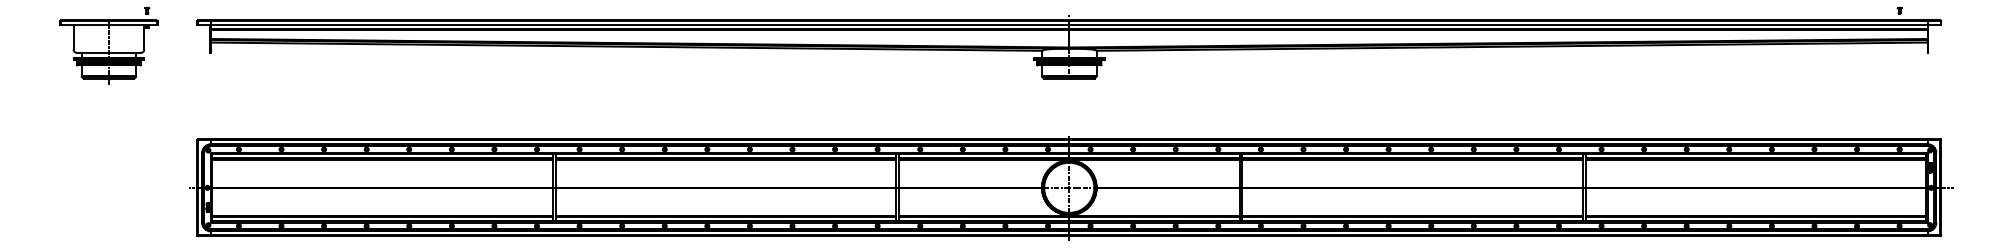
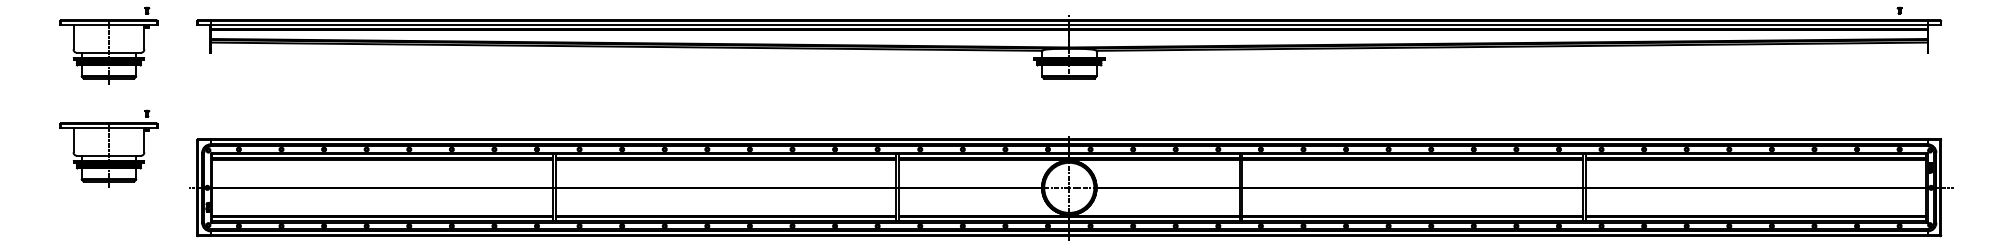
part: none -> present (108, 148)
